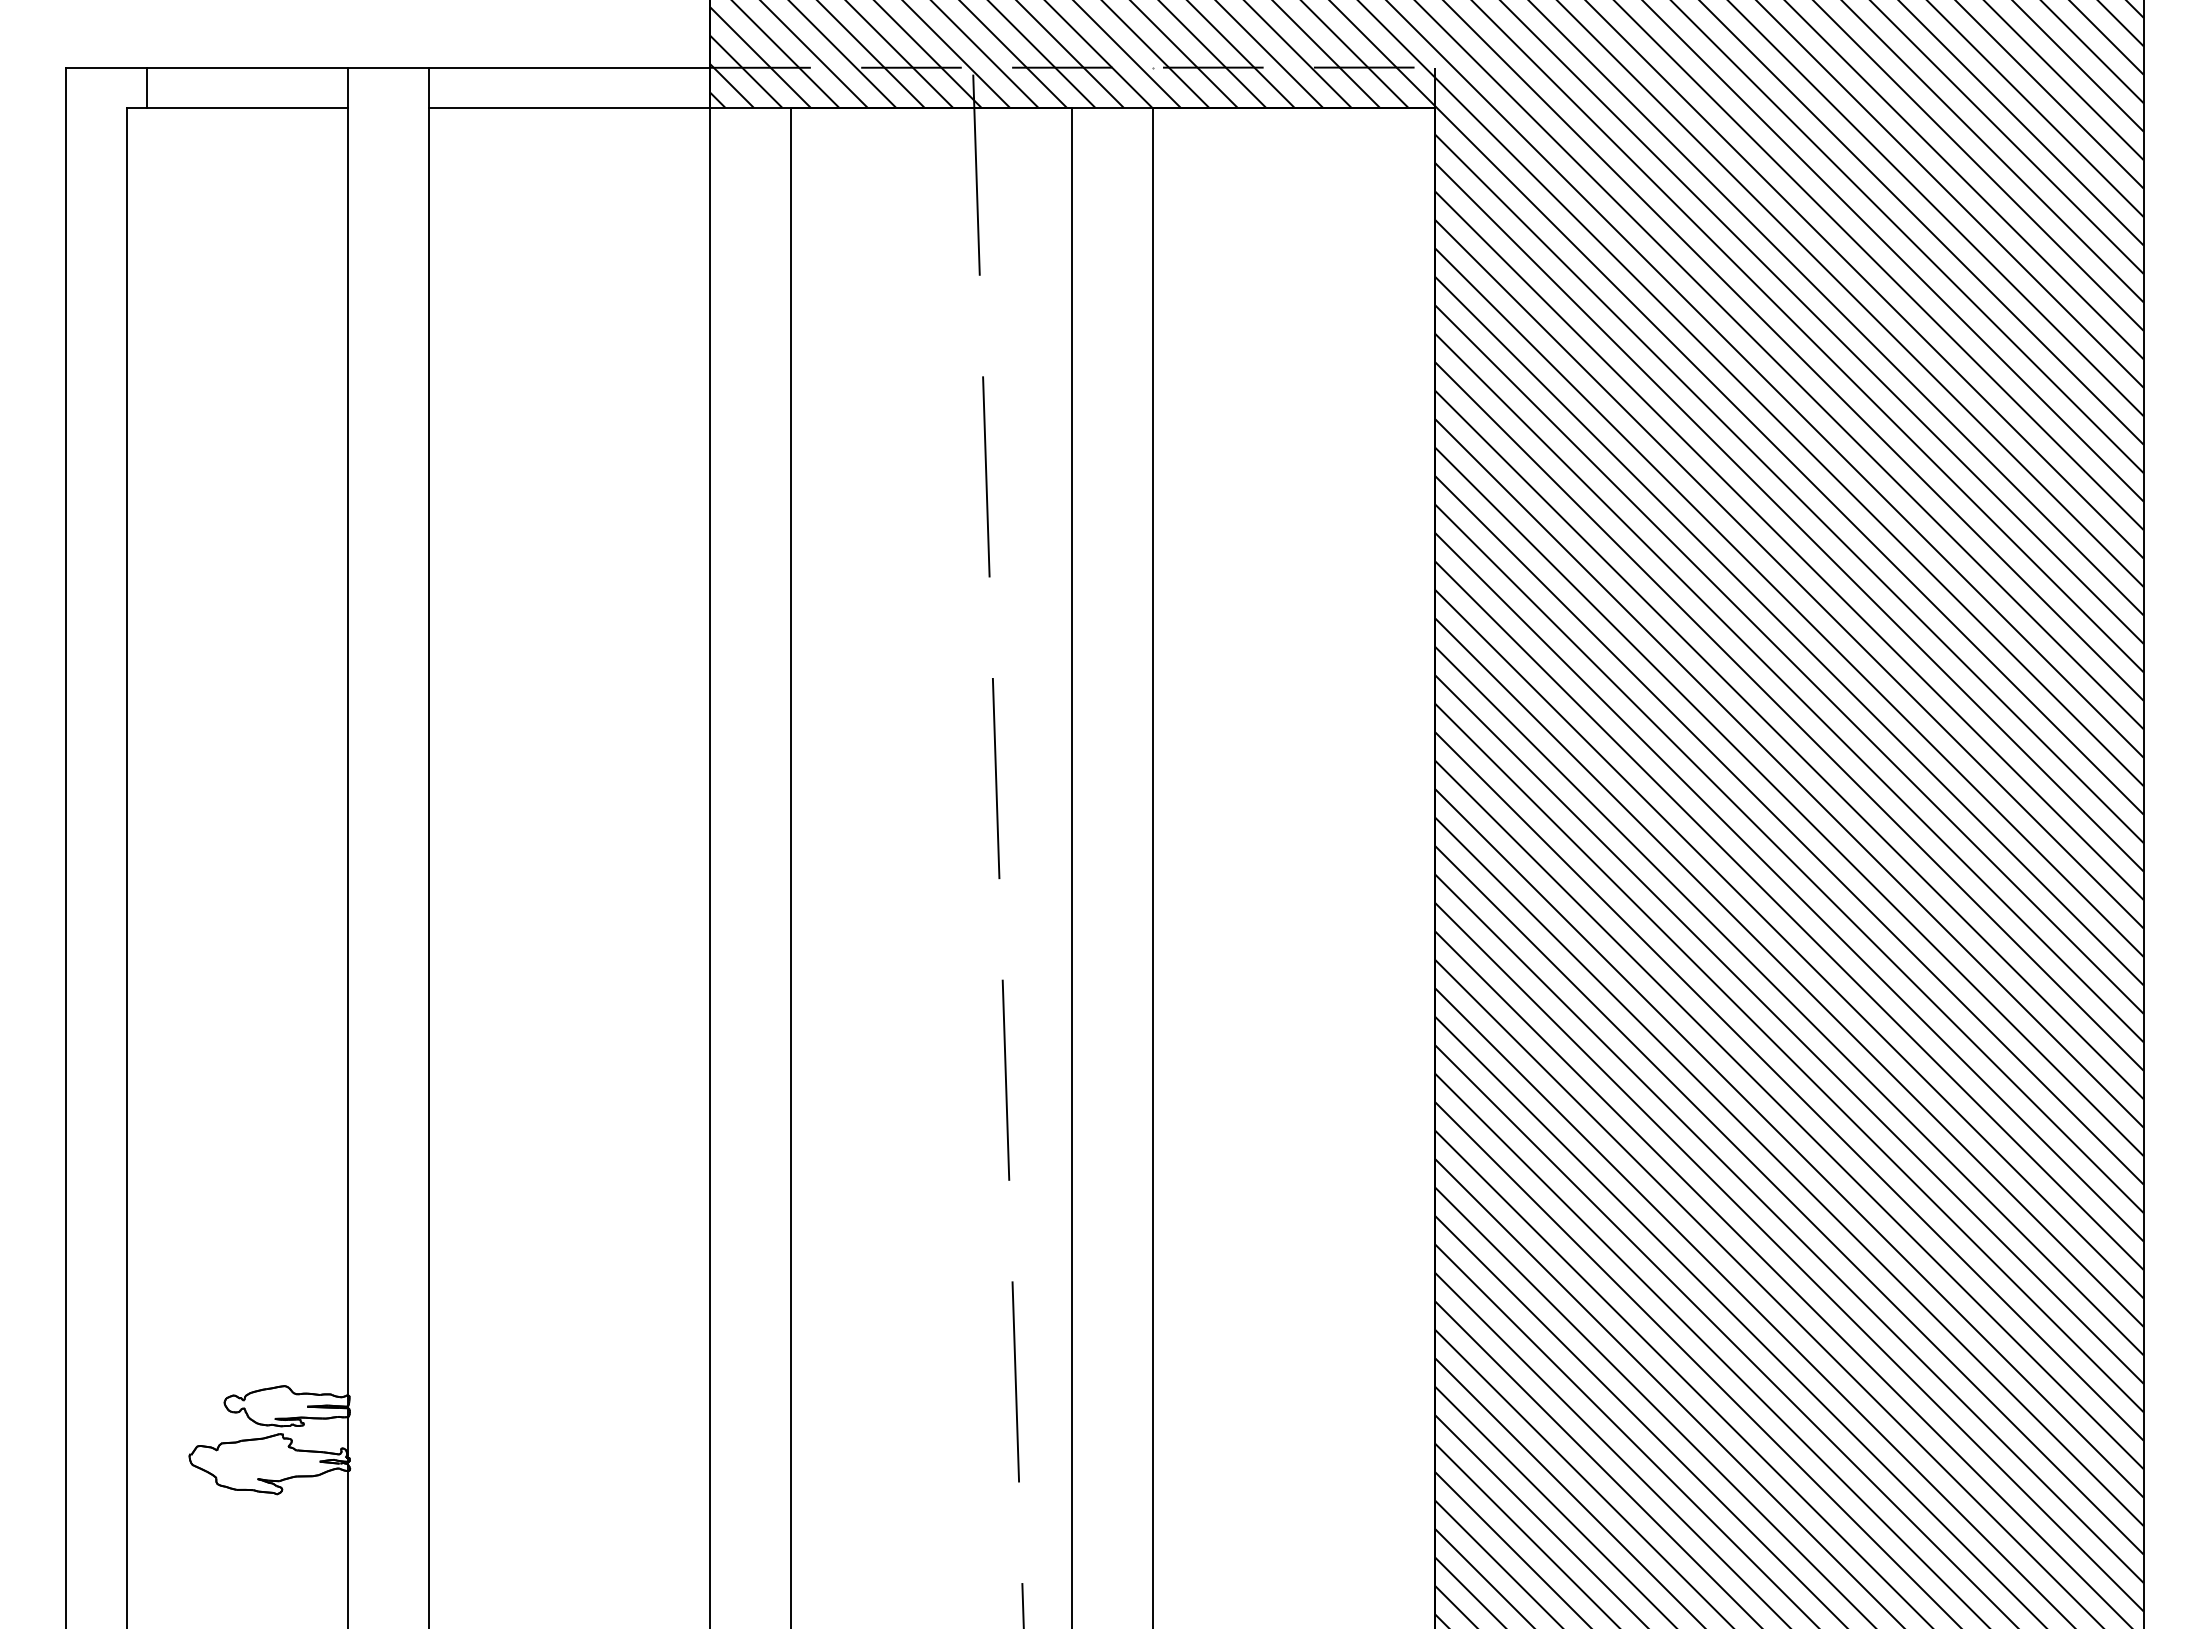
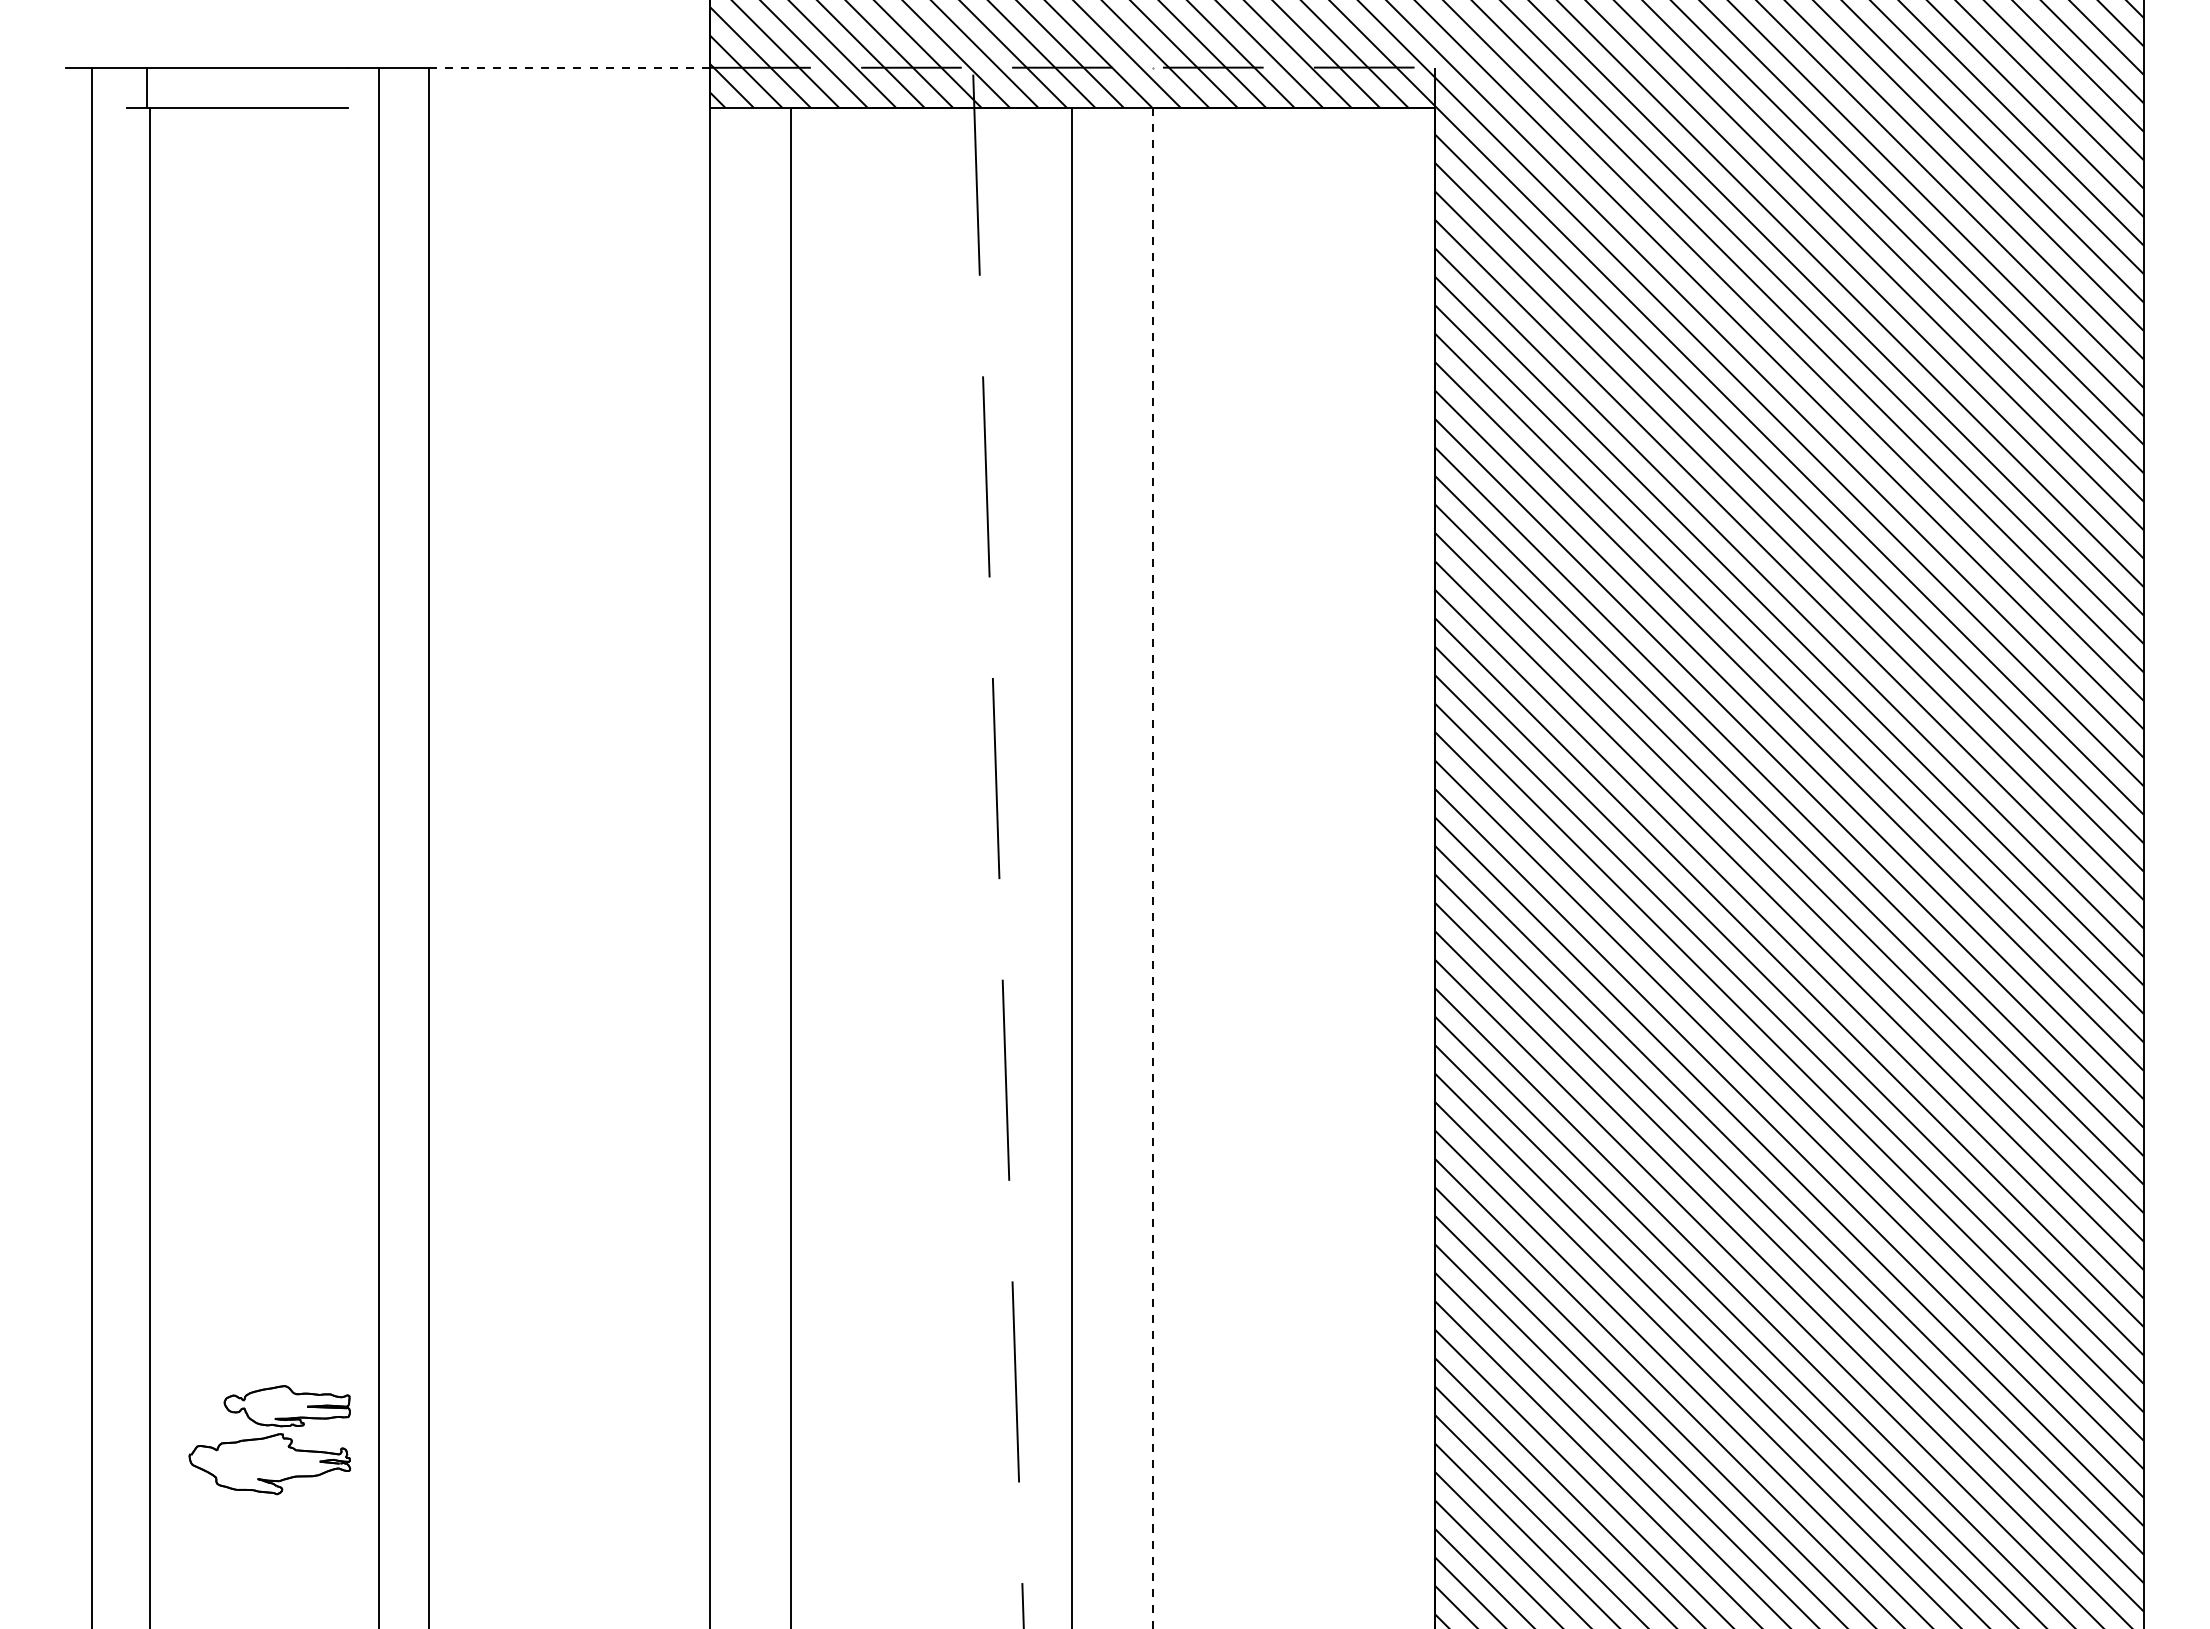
line: solid -> dashed (569, 67)
line: present -> none (569, 107)
line position: (66, 846) -> (92, 846) (92, 846)
line position: (348, 846) -> (379, 846) (379, 846)
line position: (126, 866) -> (149, 866) (149, 866)
line: solid -> dashed (1152, 868)
